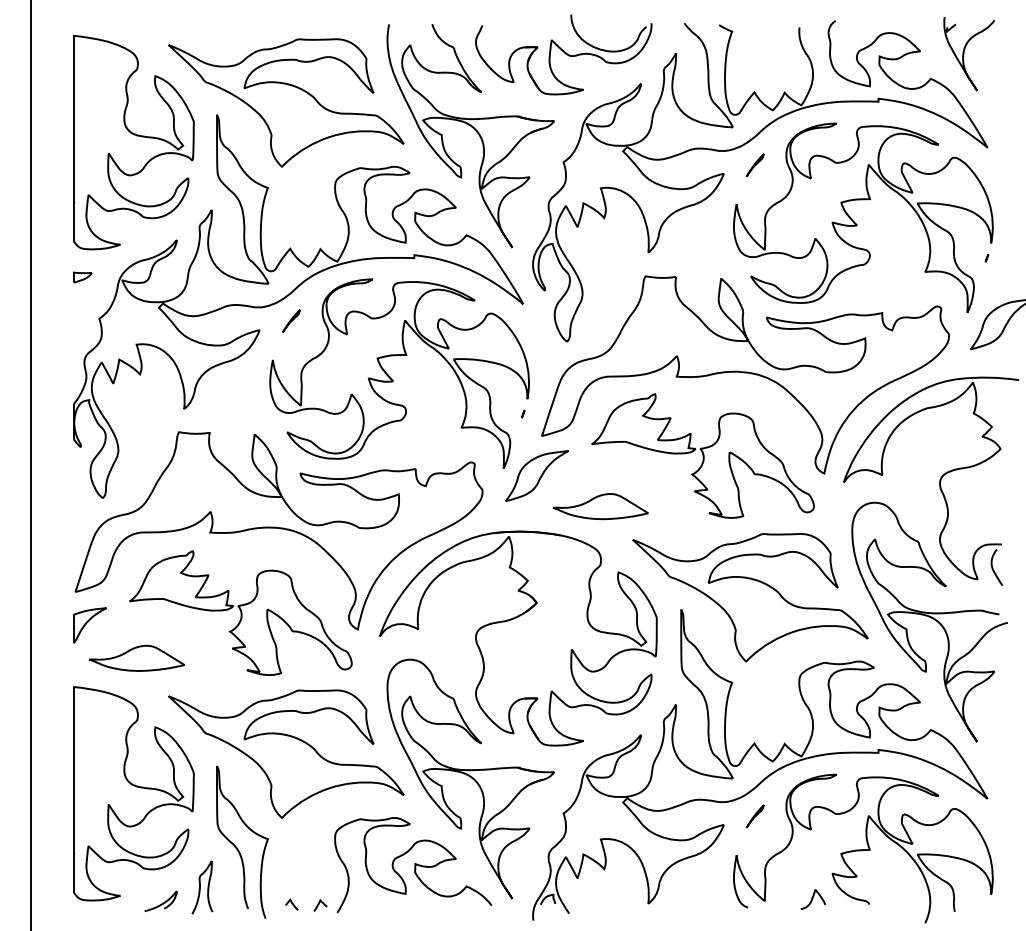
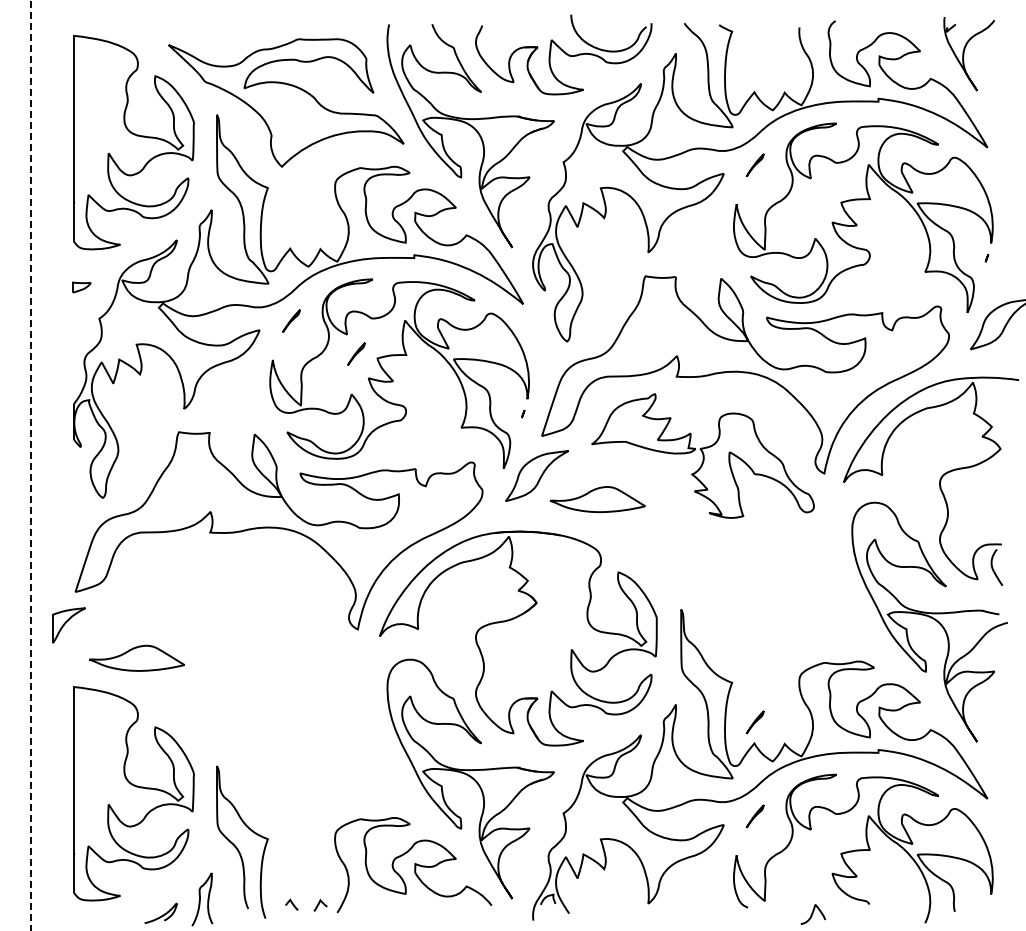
part position: (82, 277) -> (81, 287) (81, 287)
line: none -> present (356, 353)
line: solid -> dashed (30, 465)
part position: (600, 506) -> (597, 499) (597, 499)
part: present -> none (750, 597)
part: present -> none (240, 612)
part position: (89, 625) -> (68, 625) (68, 625)
part: none -> present (754, 722)
part: present -> none (286, 753)
curve position: (200, 887) -> (200, 899) (200, 899)
curve position: (812, 899) -> (812, 914) (812, 914)
curve position: (162, 902) -> (162, 914) (162, 914)
